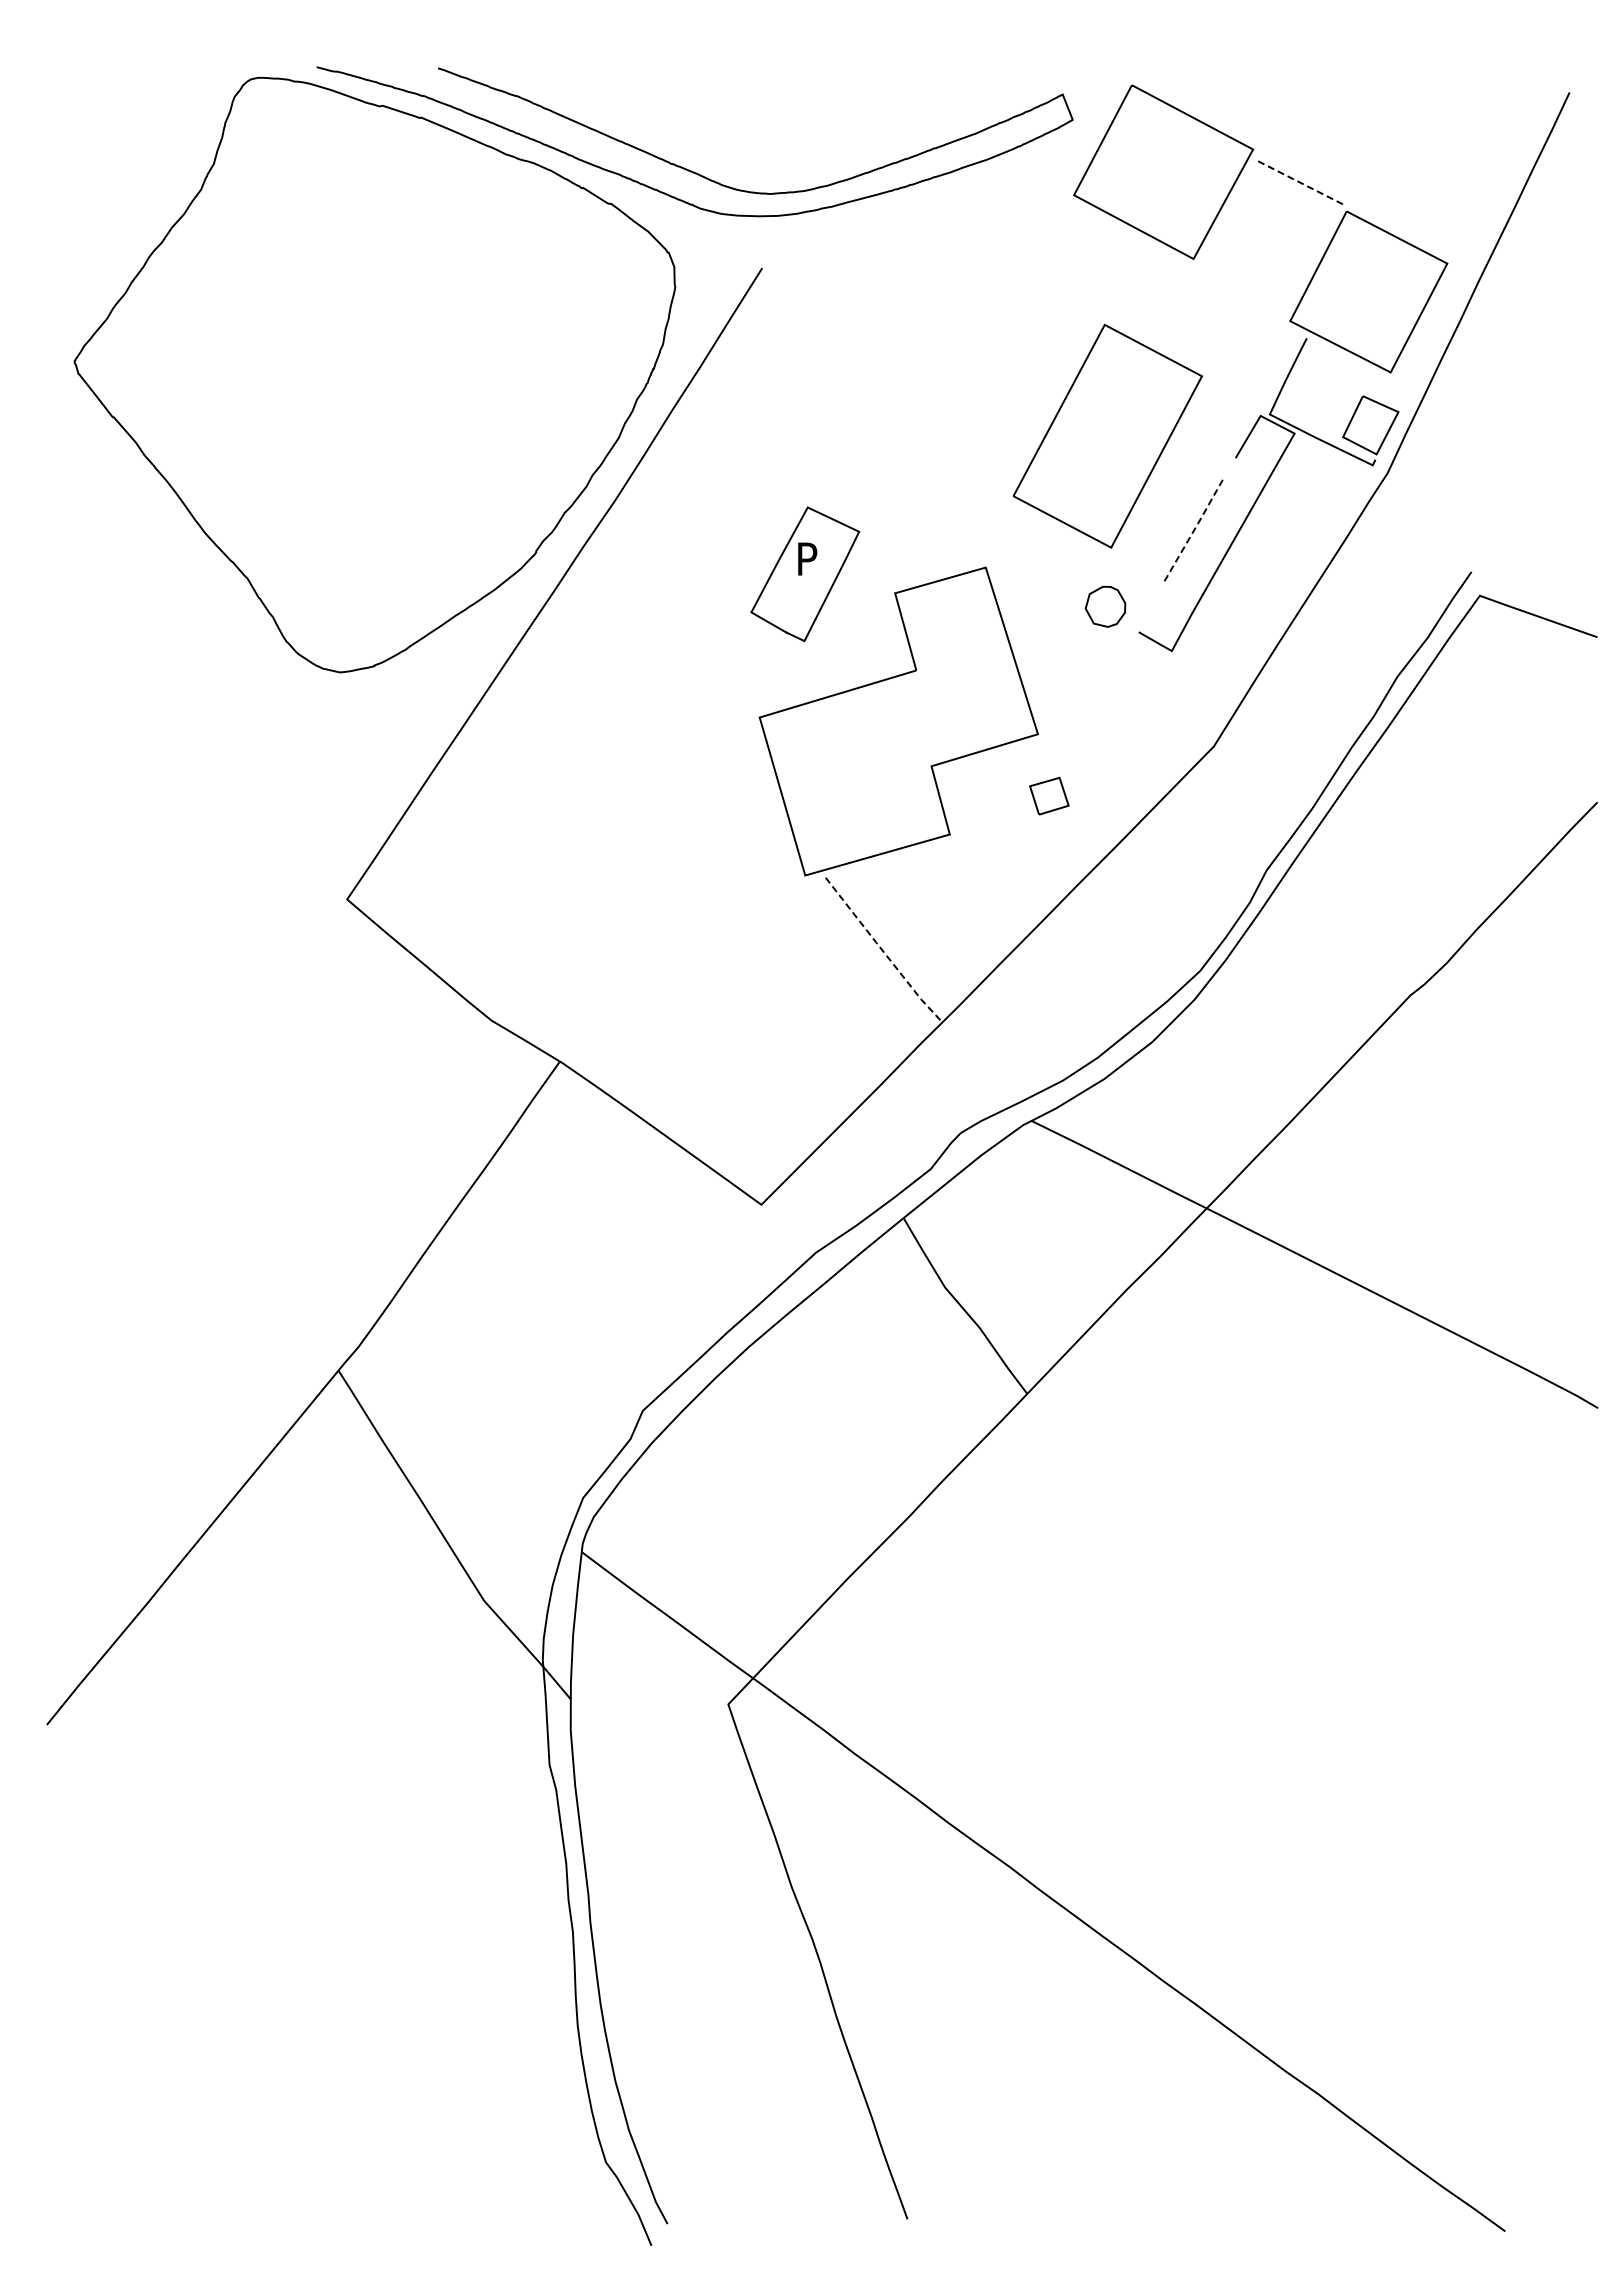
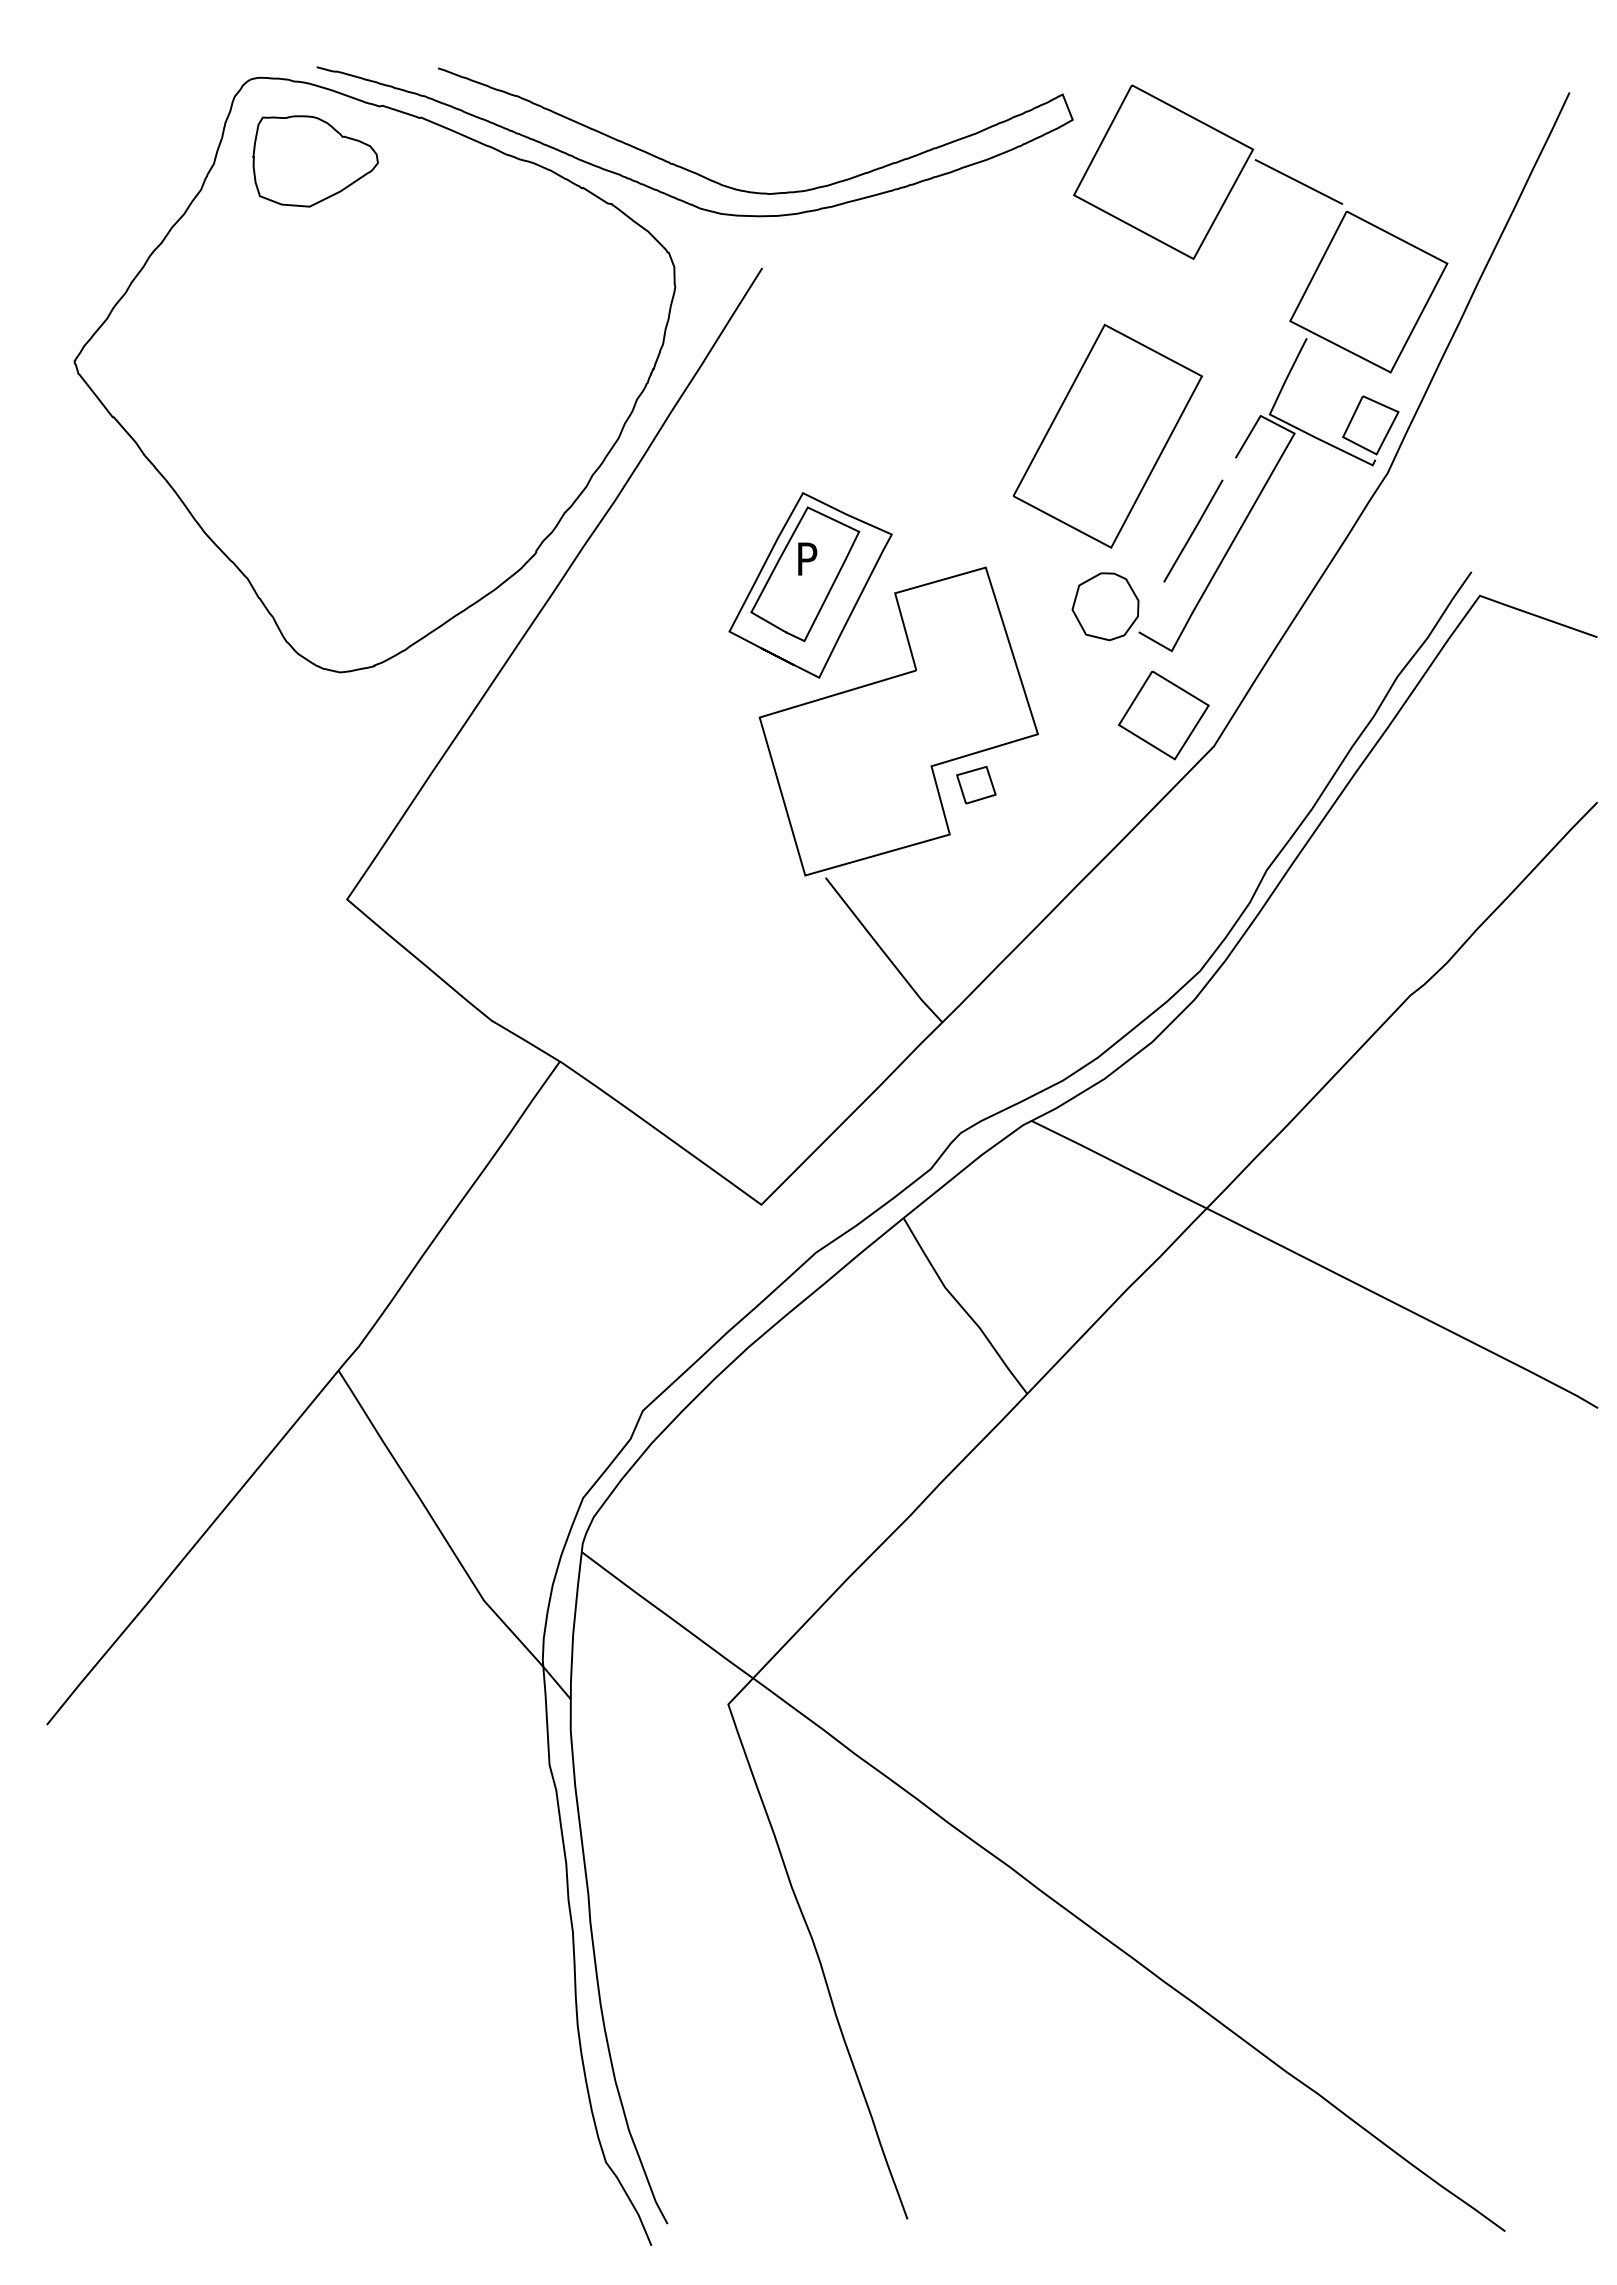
part: none -> present (315, 161)
line: dashed -> solid (1298, 181)
line: dashed -> solid (1193, 531)
curve: none -> present (853, 606)
part size: 43x43 px -> 69x70 px (1105, 606)
part: none -> present (1163, 715)
part position: (1049, 795) -> (976, 784) (976, 784)
line: dashed -> solid (882, 951)
